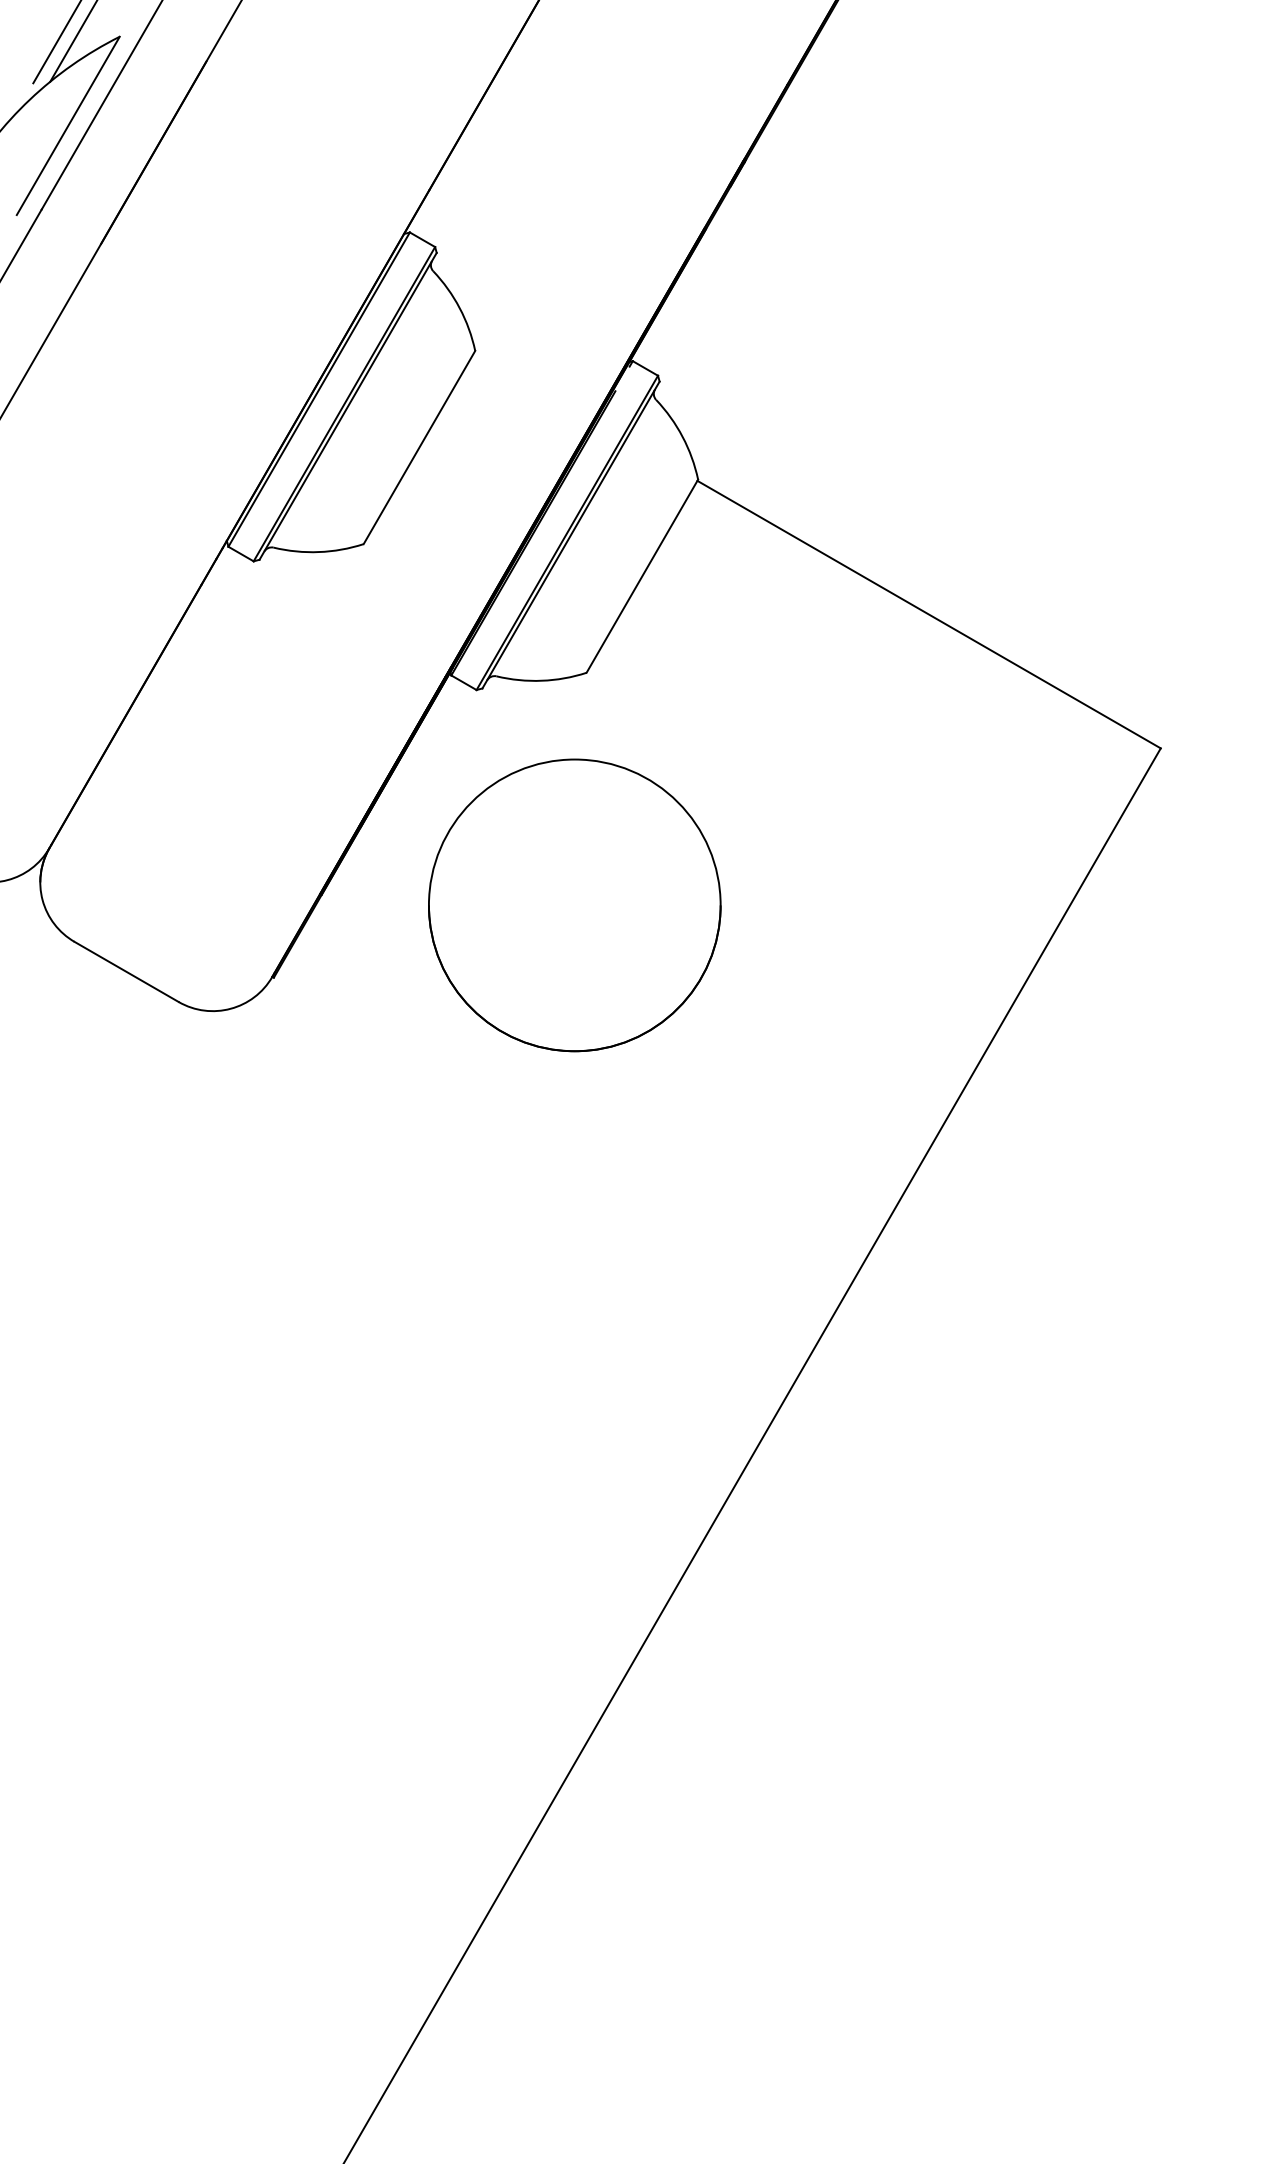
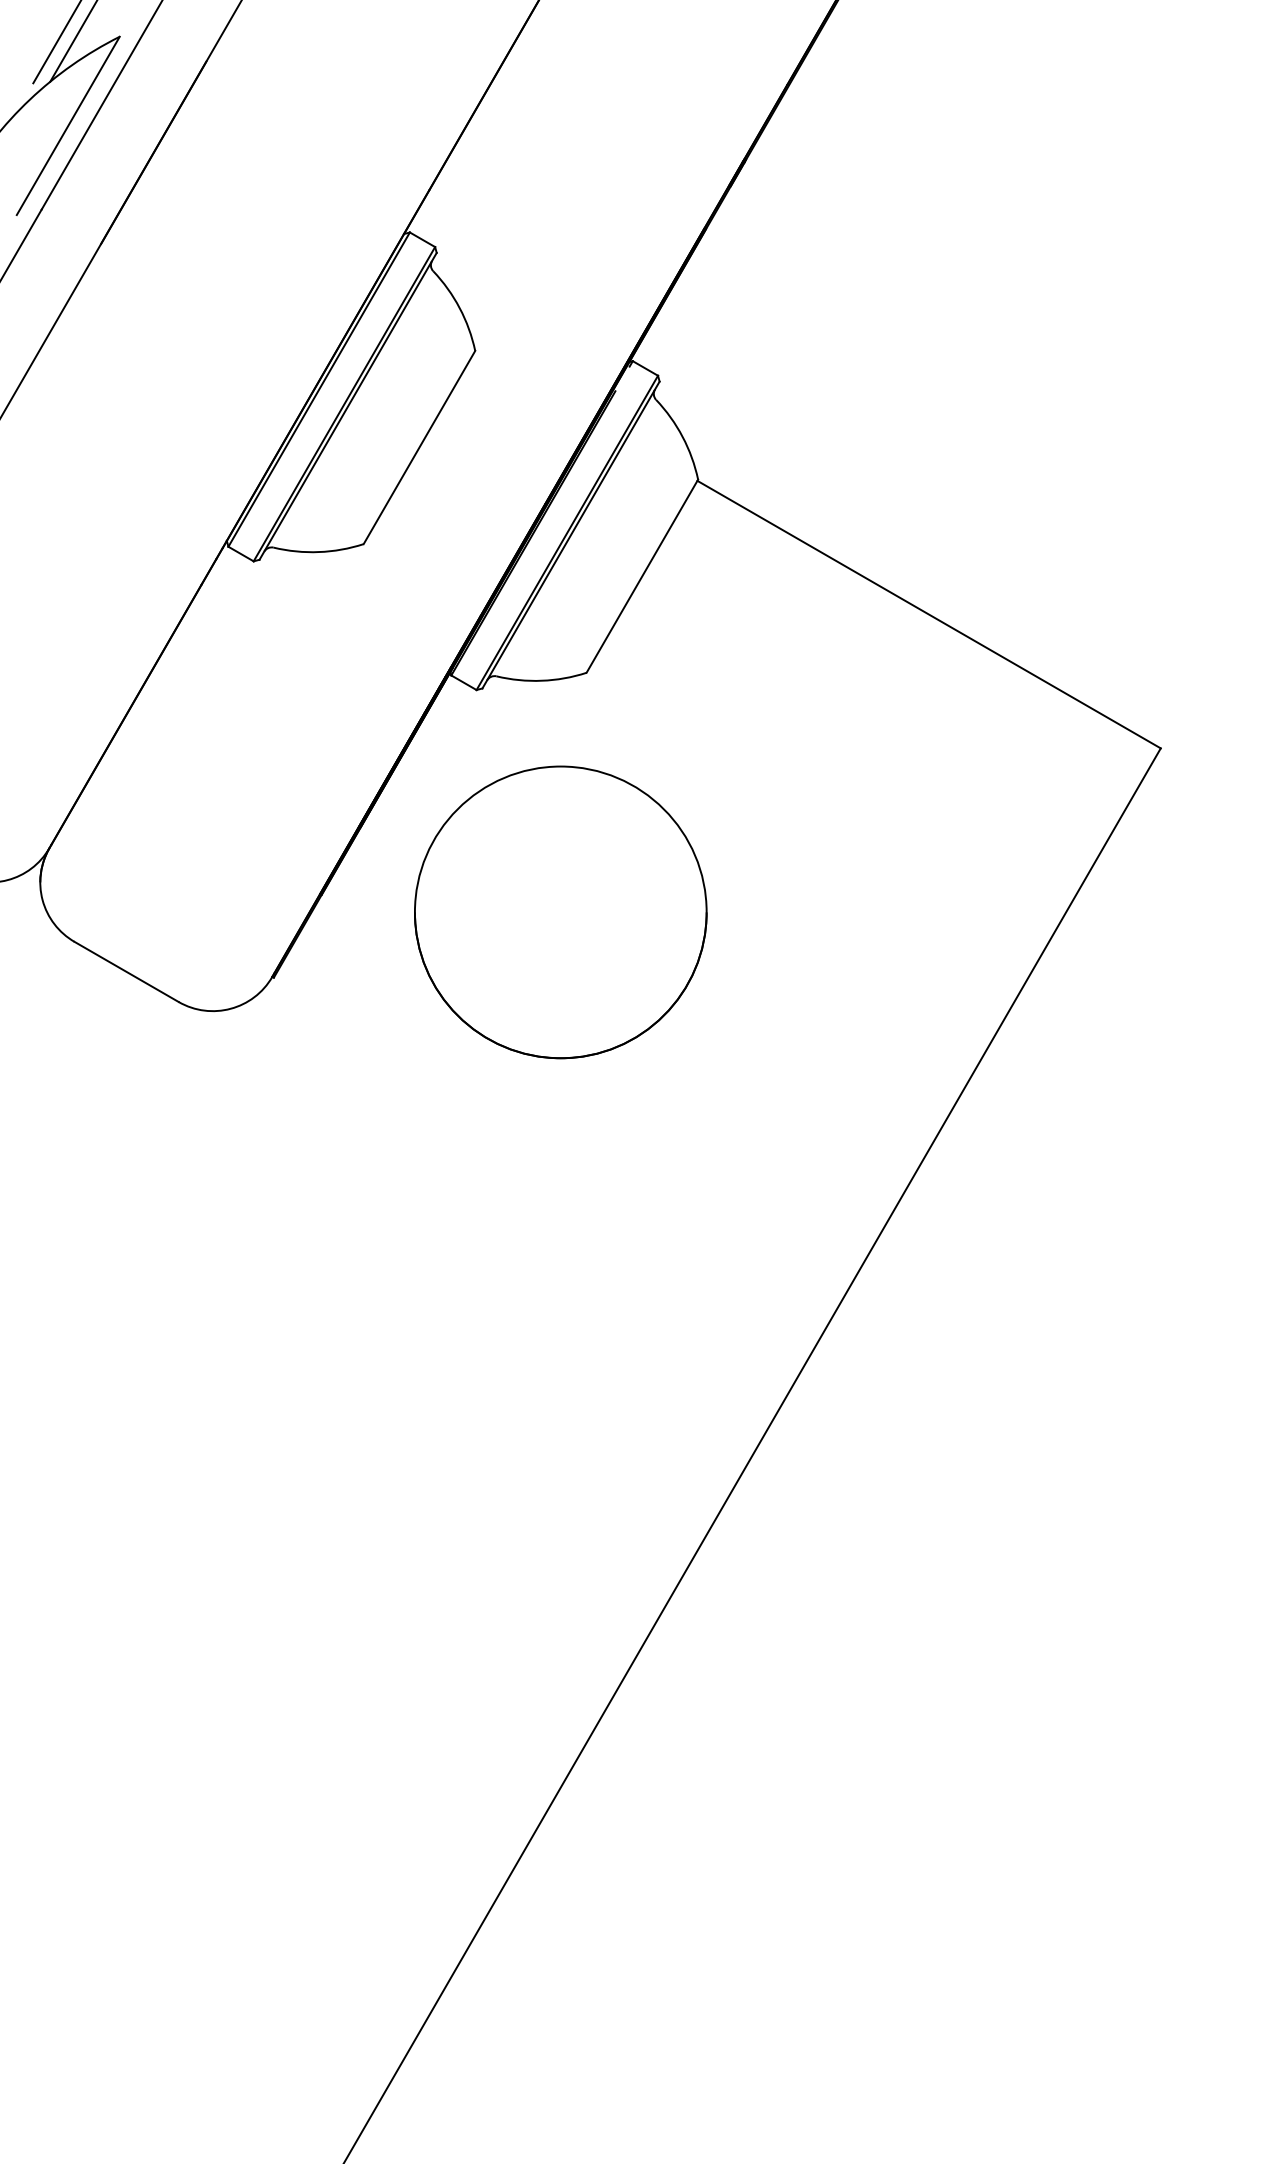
part position: (574, 905) -> (560, 912) (560, 912)
